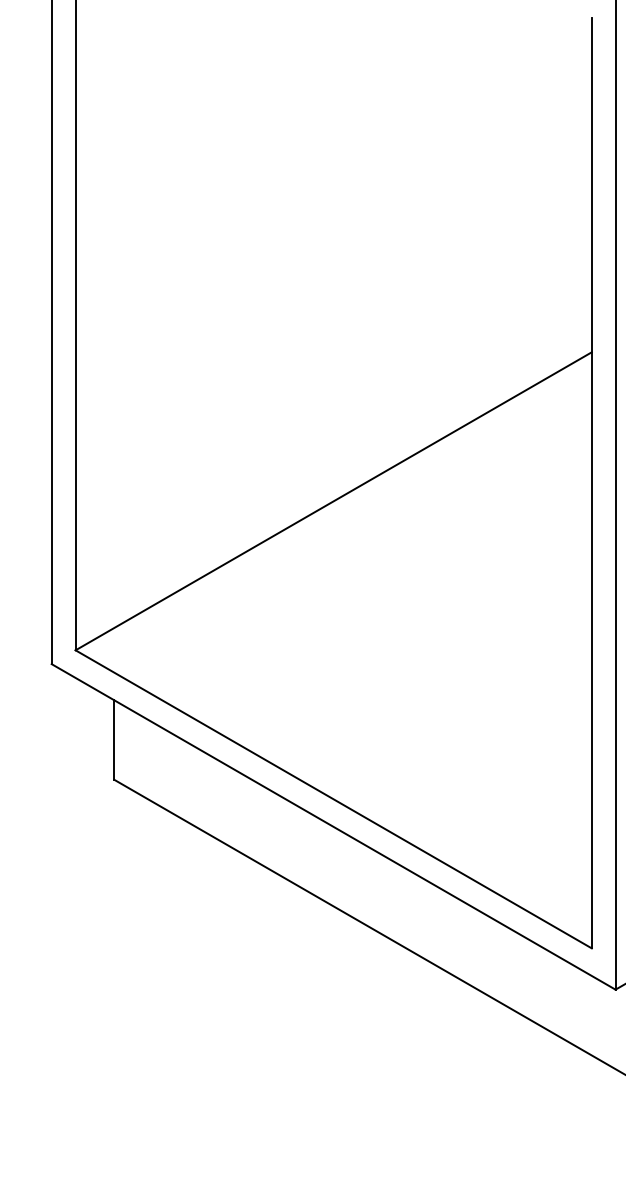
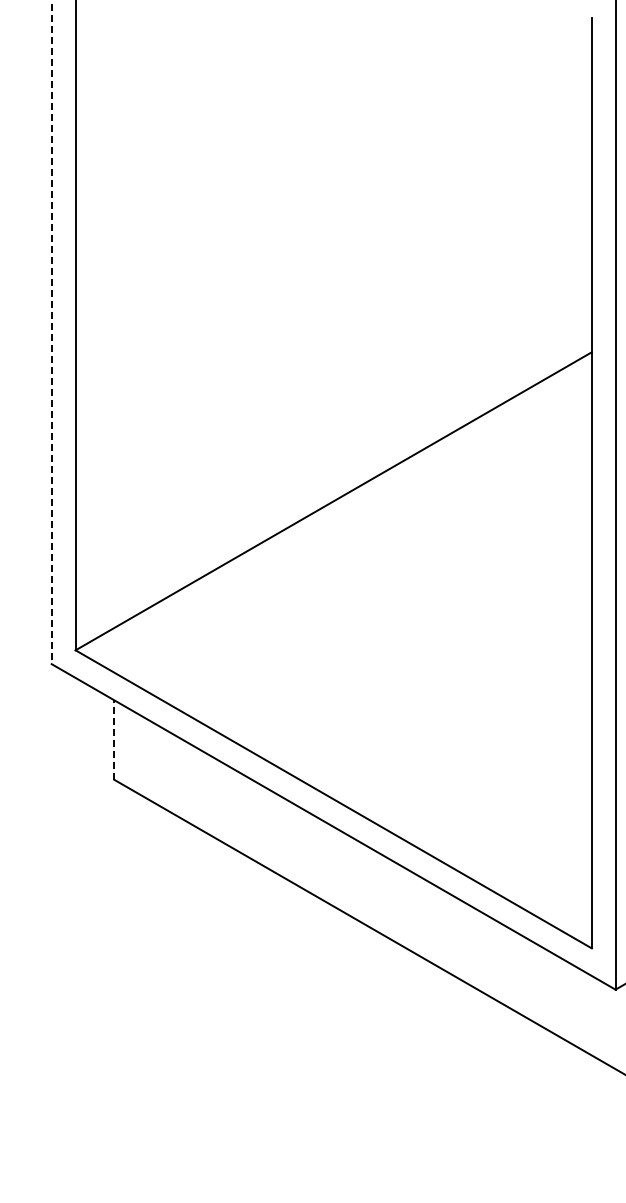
line: solid -> dashed (51, 332)
line: solid -> dashed (114, 740)
